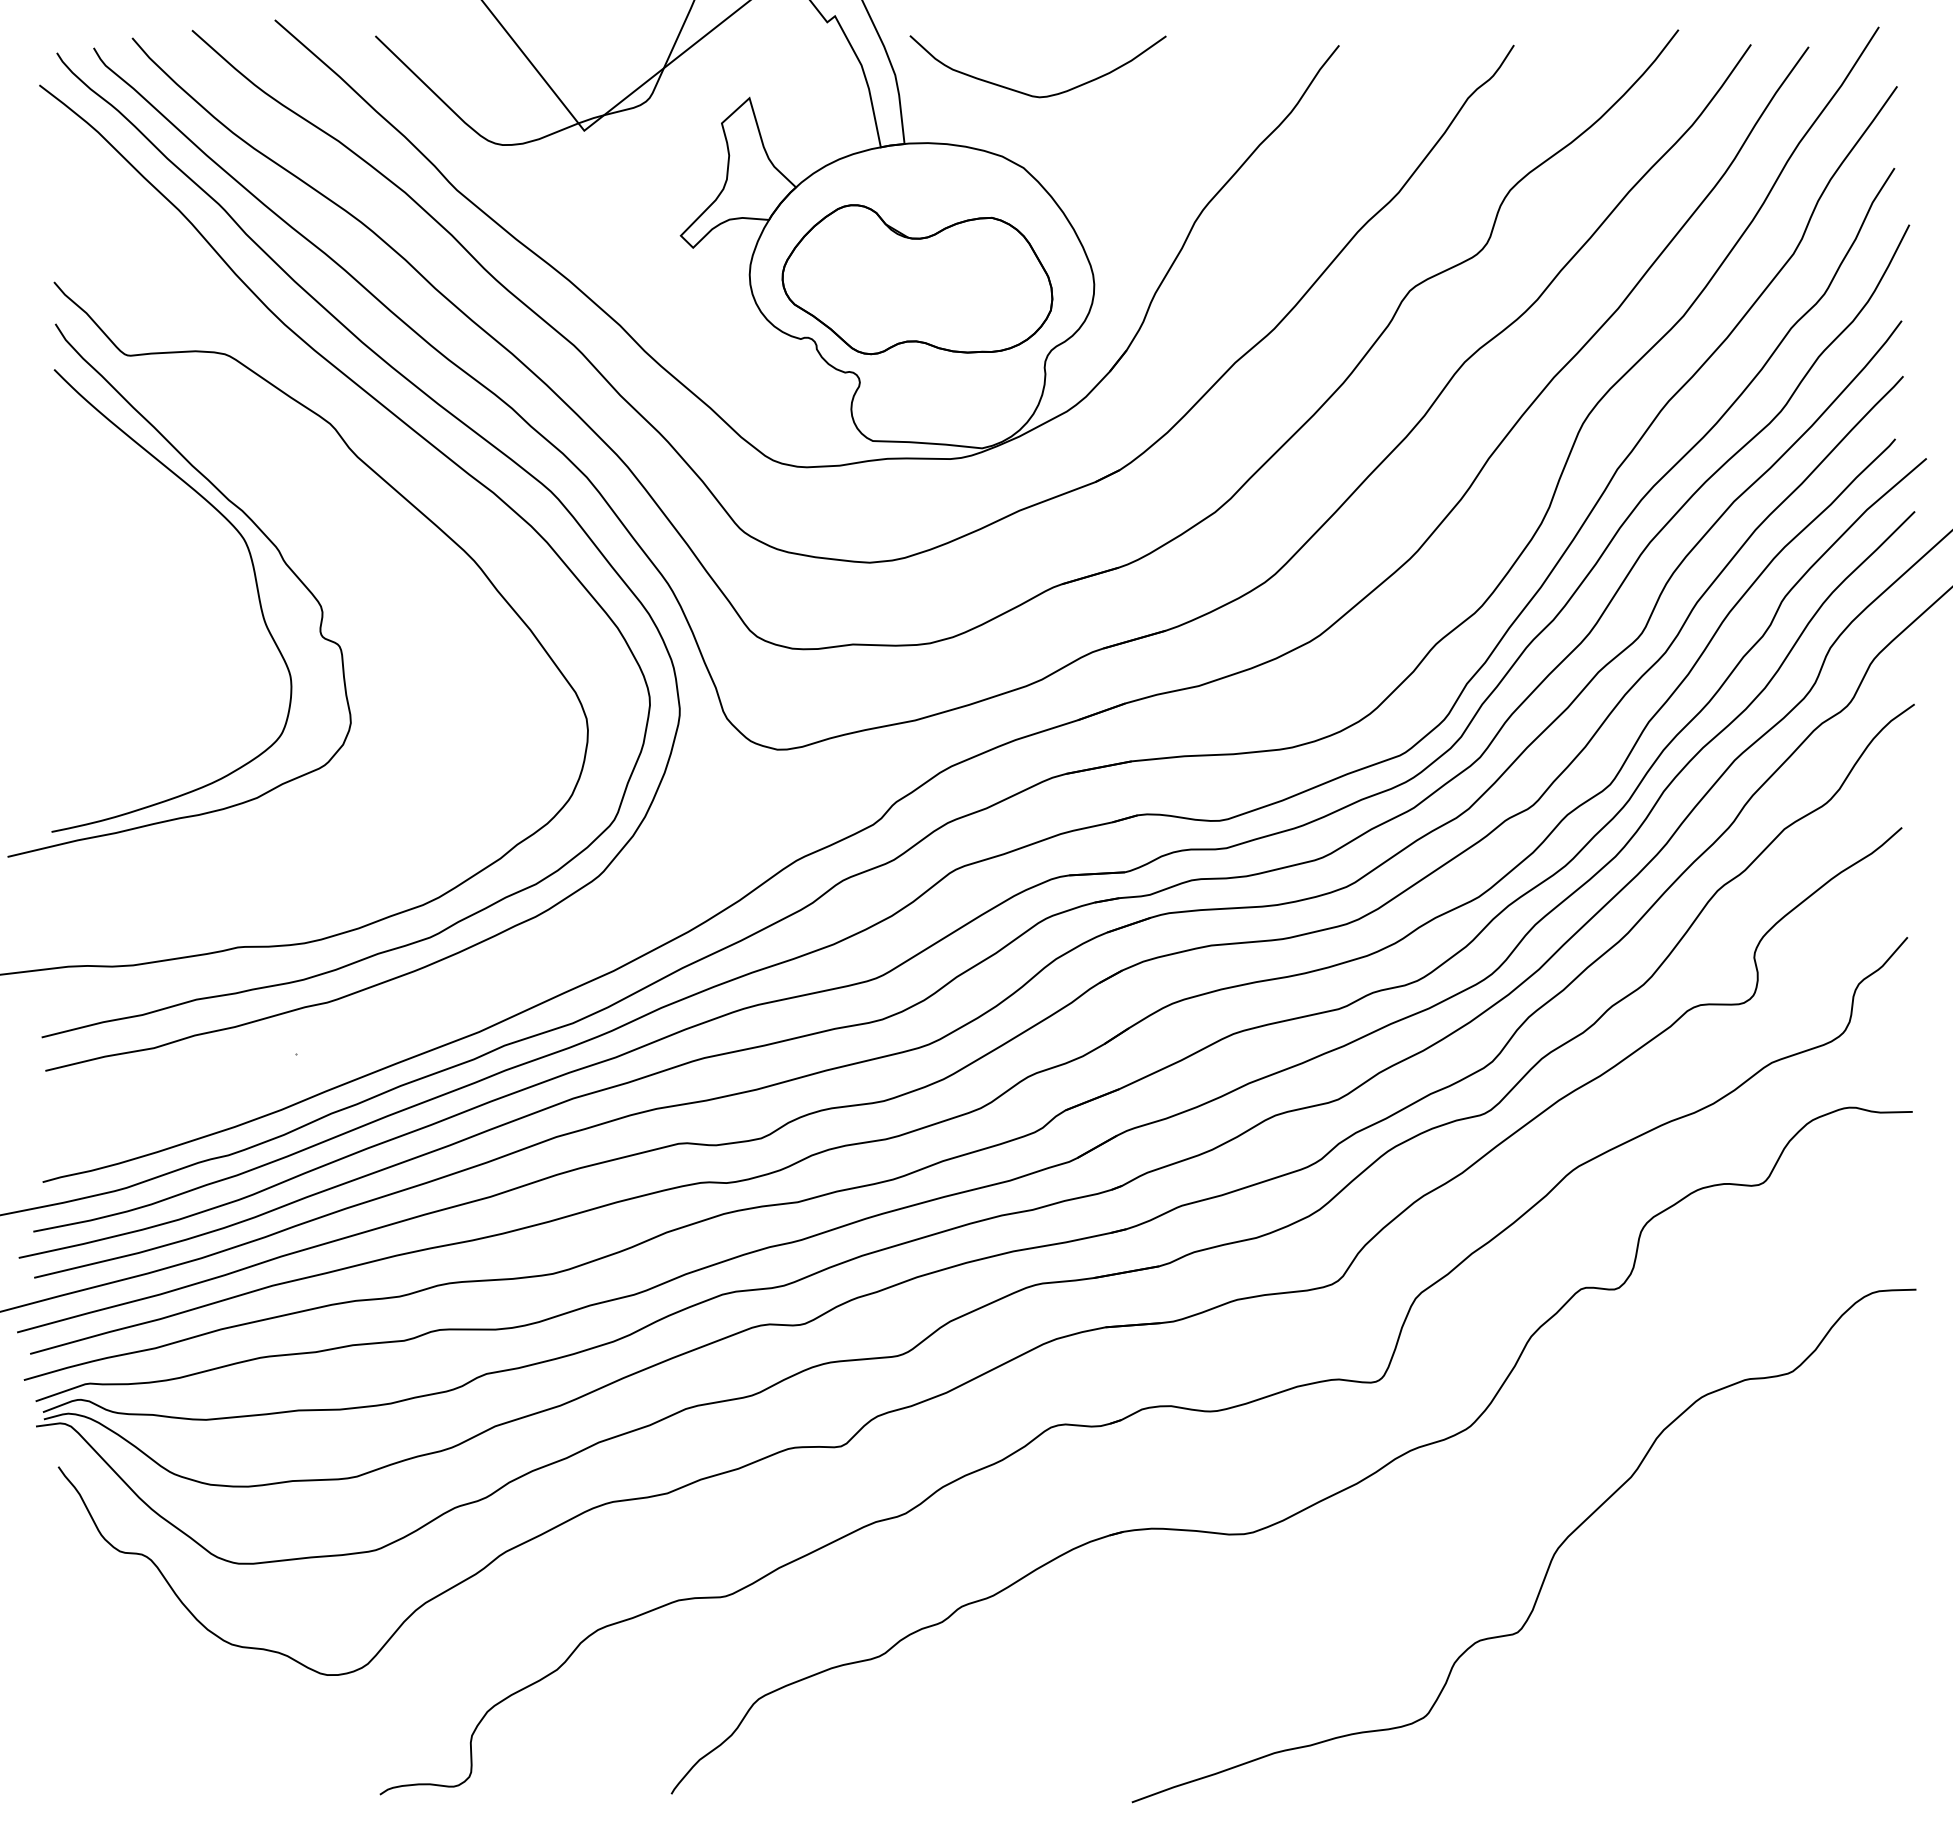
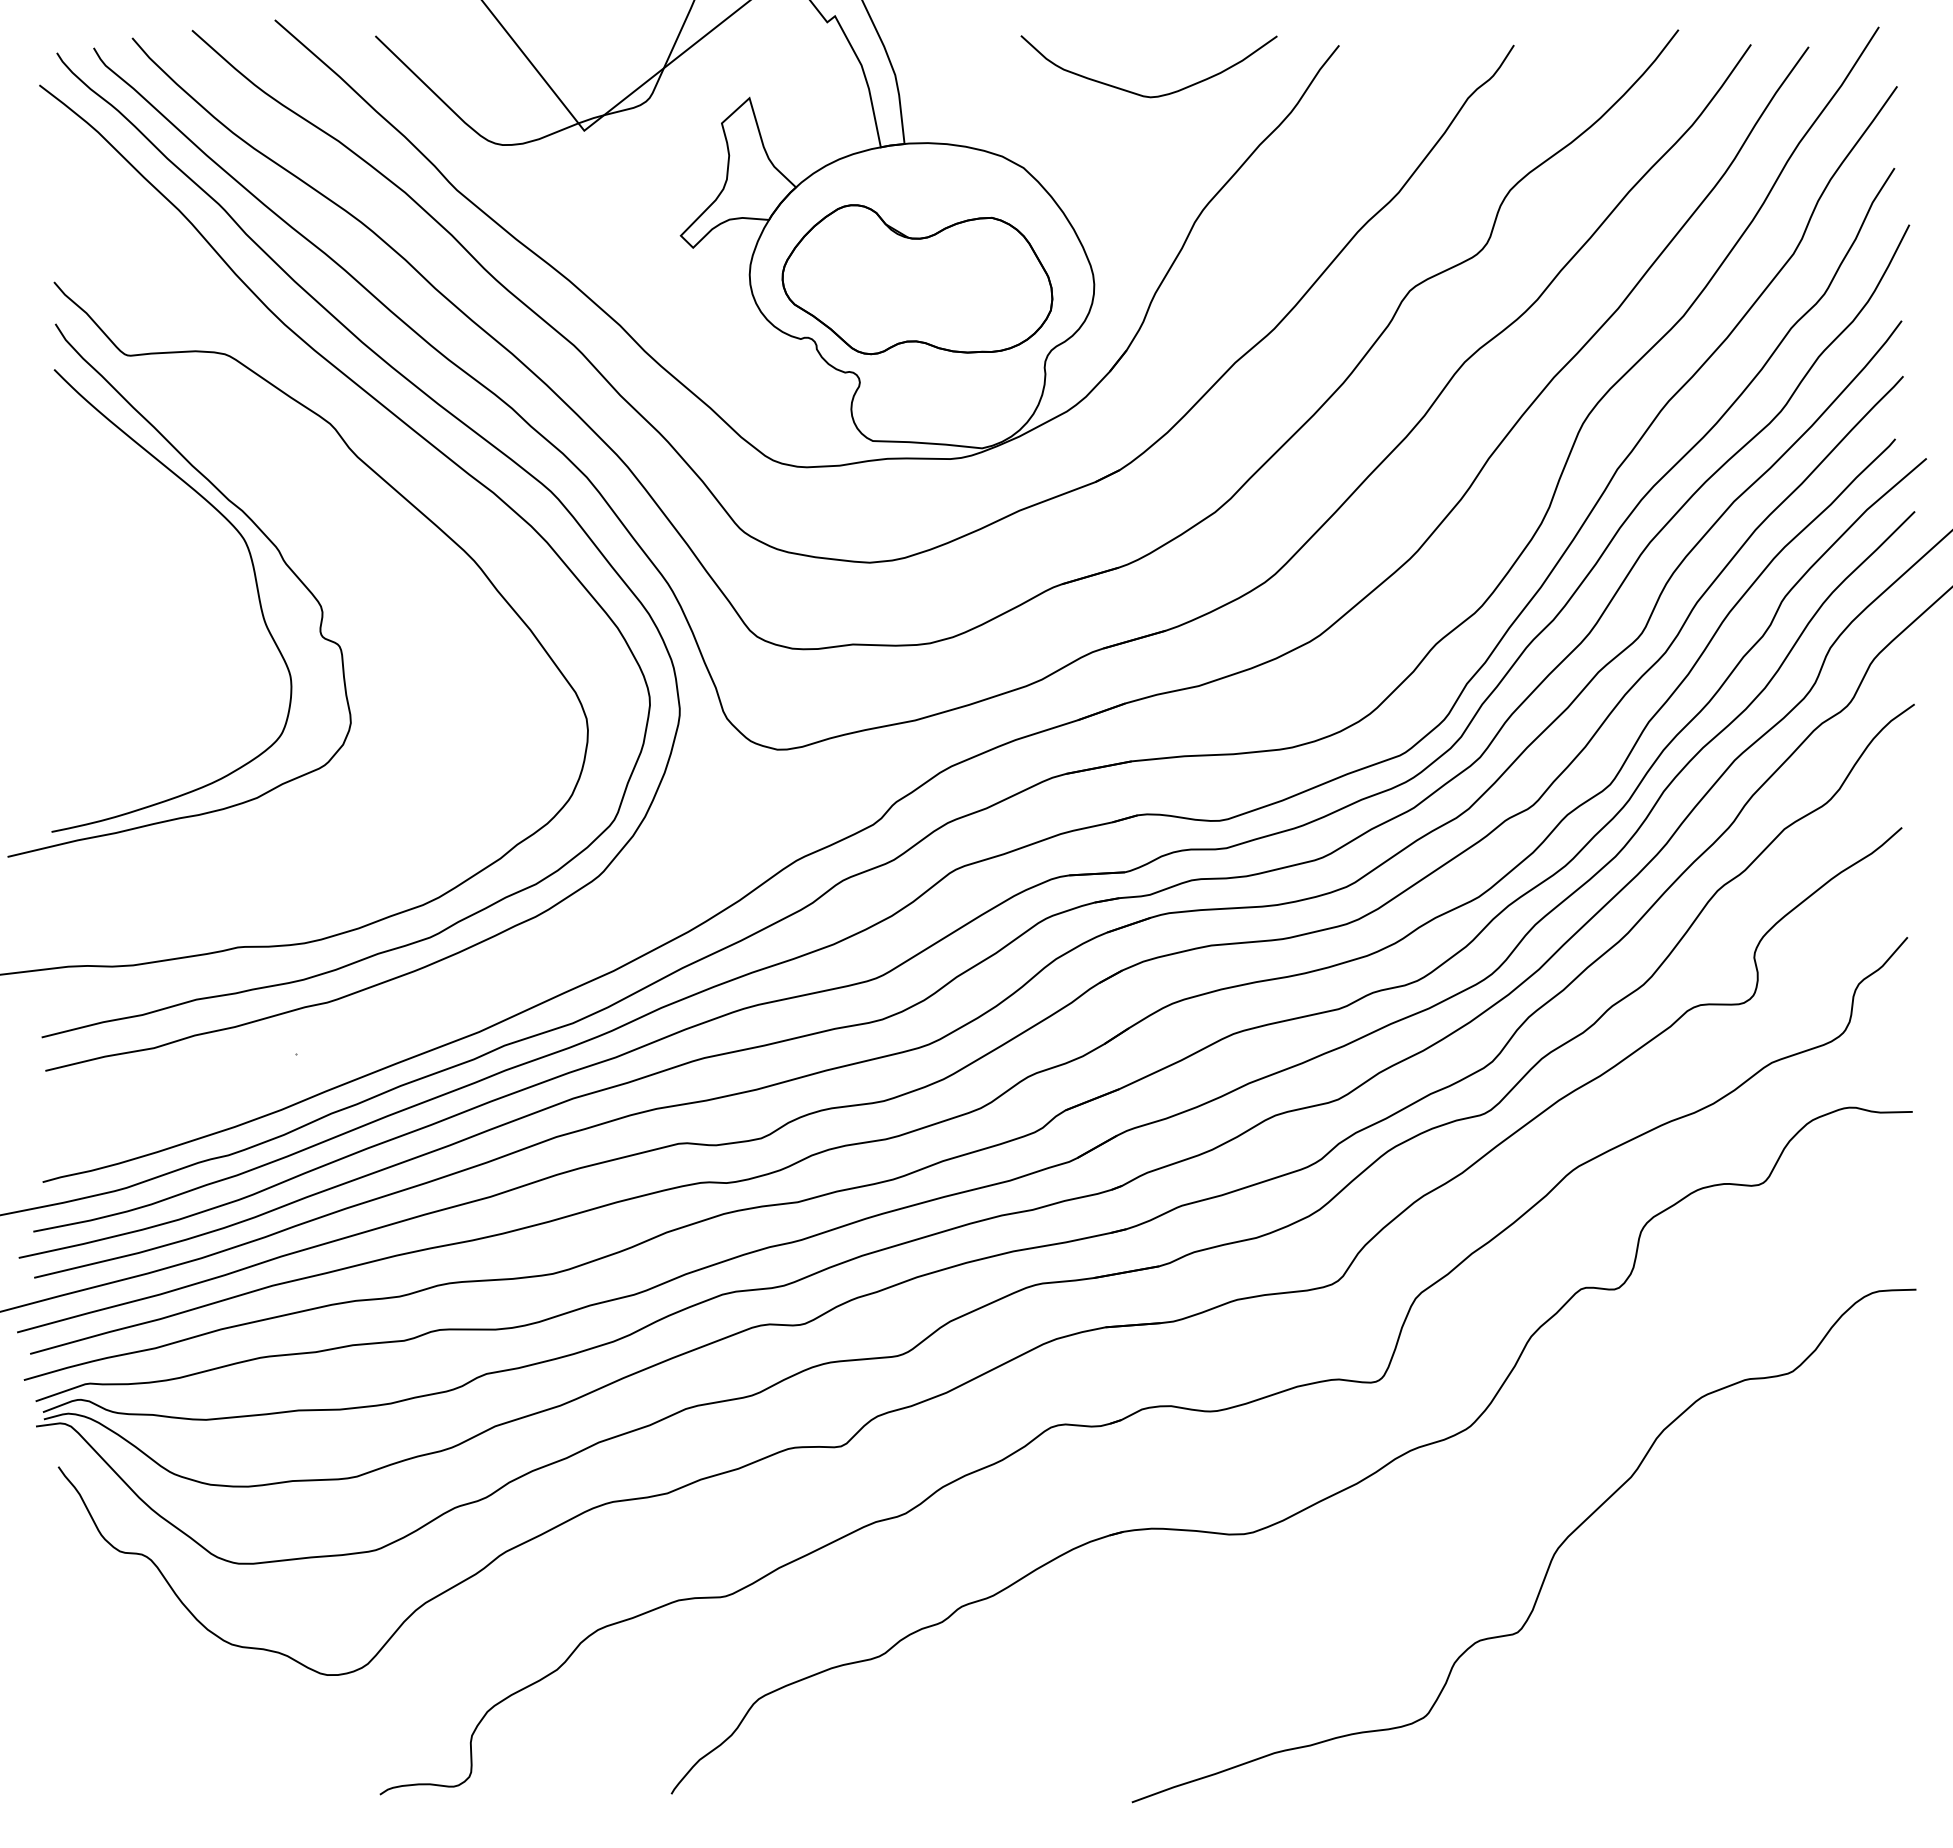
curve position: (1027, 93) -> (1138, 93) (1138, 93)
